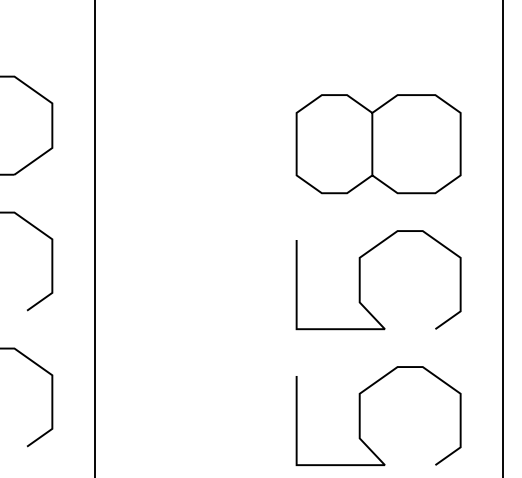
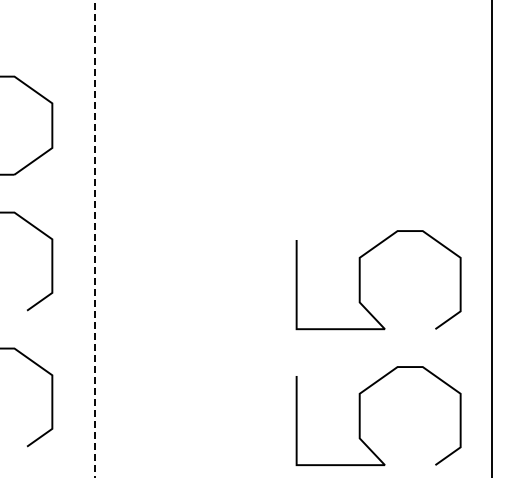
curve: present -> none (373, 144)
line position: (503, 238) -> (492, 238) (492, 238)
line: solid -> dashed (95, 239)
